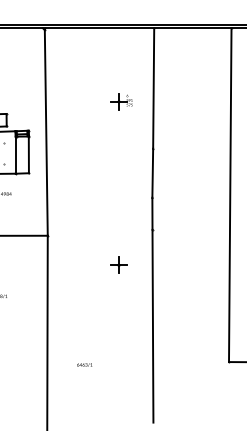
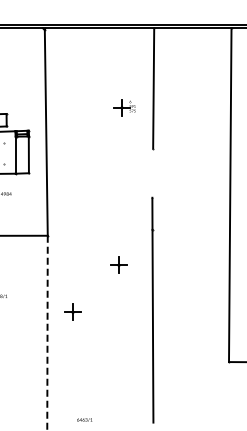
part position: (121, 101) -> (124, 107) (124, 107)
line: present -> none (152, 172)
part: none -> present (72, 311)
line: solid -> dashed (47, 333)
text position: (84, 364) -> (84, 419) (84, 419)
